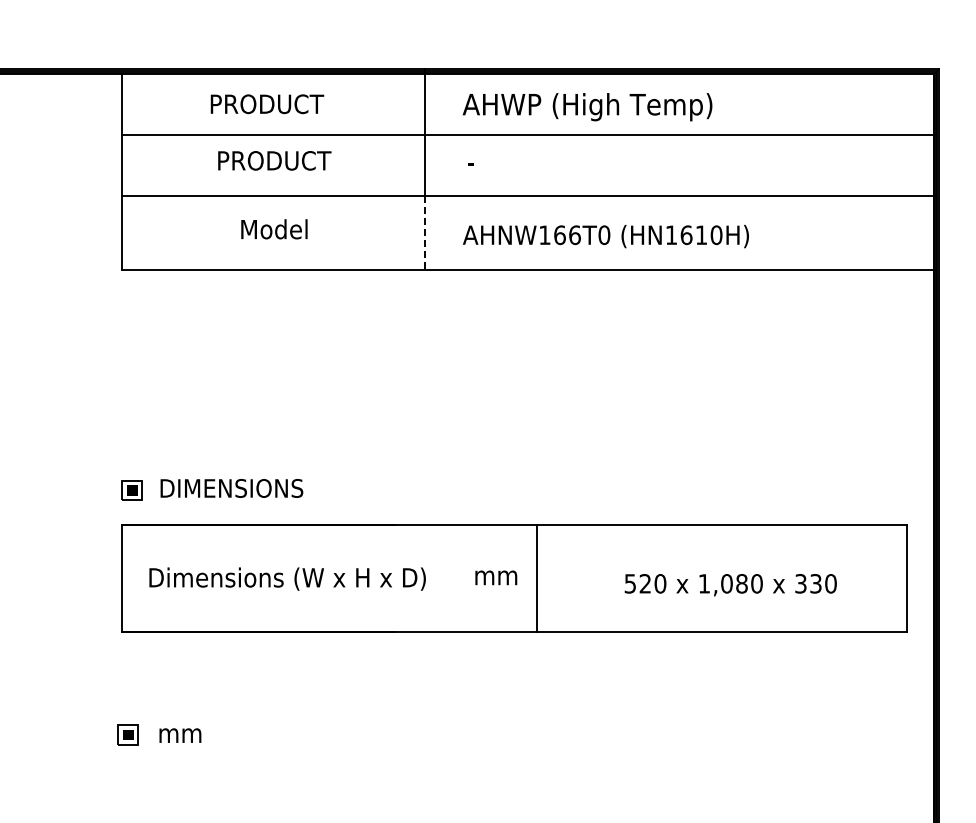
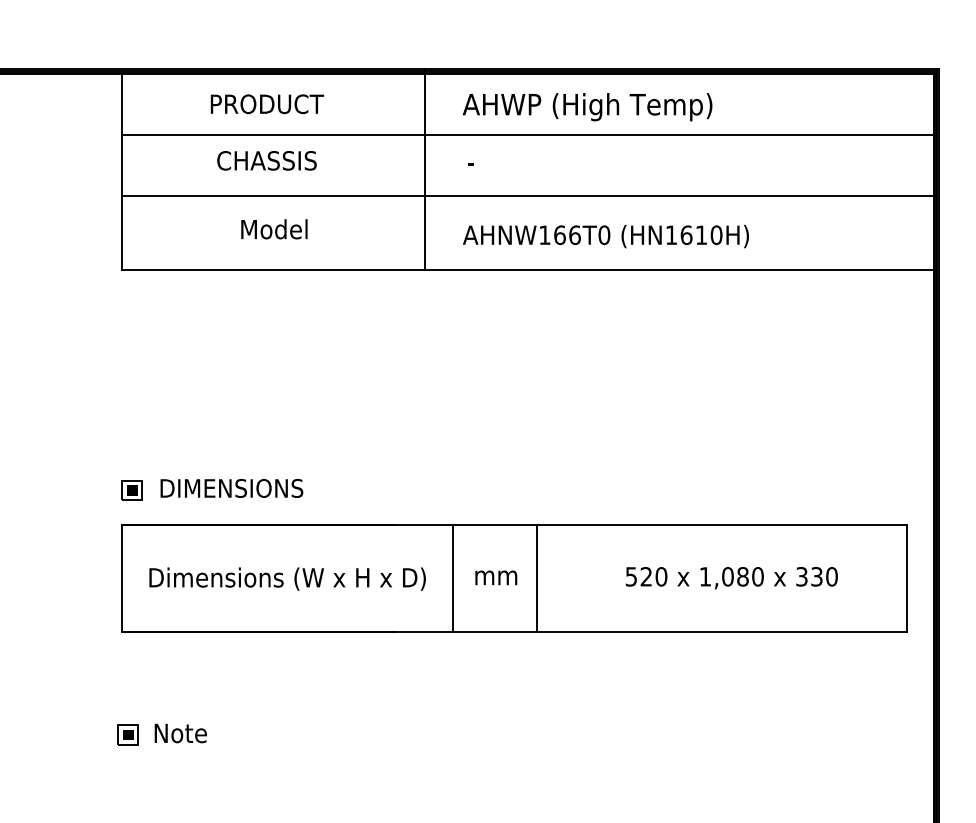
text: PRODUCT -> CHASSIS (274, 160)
line: dashed -> solid (424, 233)
line: none -> present (452, 578)
text position: (730, 585) -> (731, 578) (731, 578)
text: mm -> Note (180, 733)
